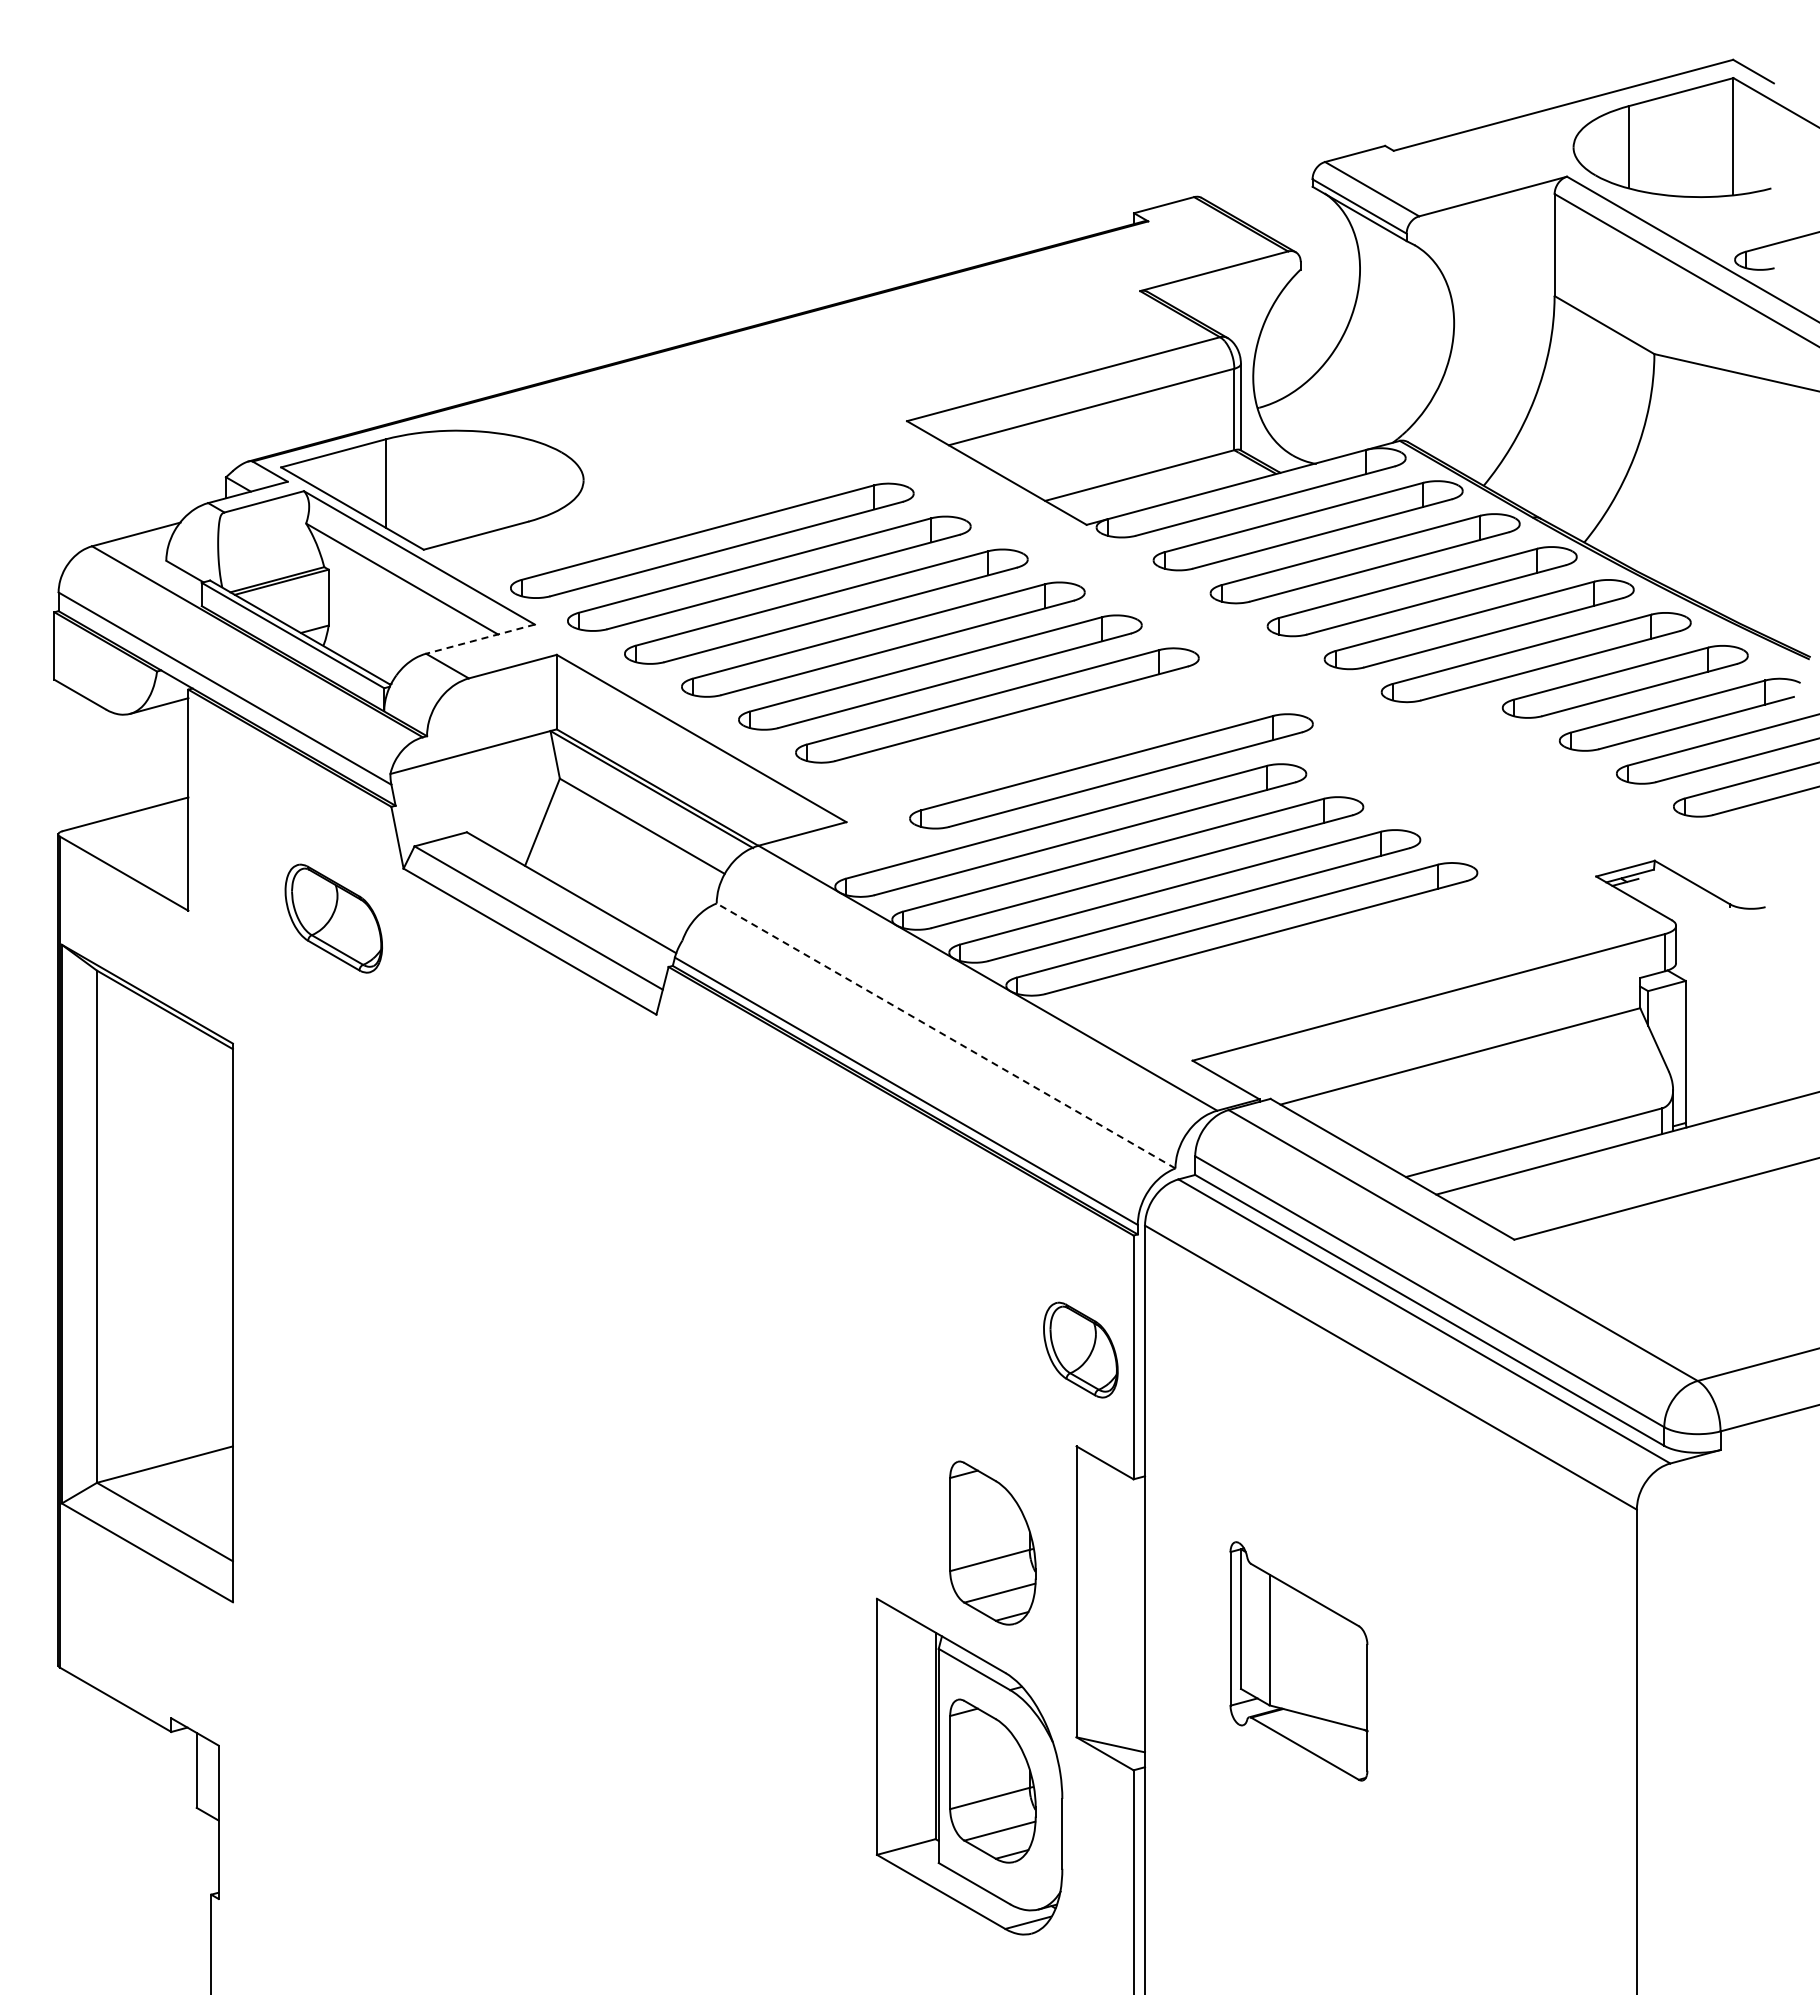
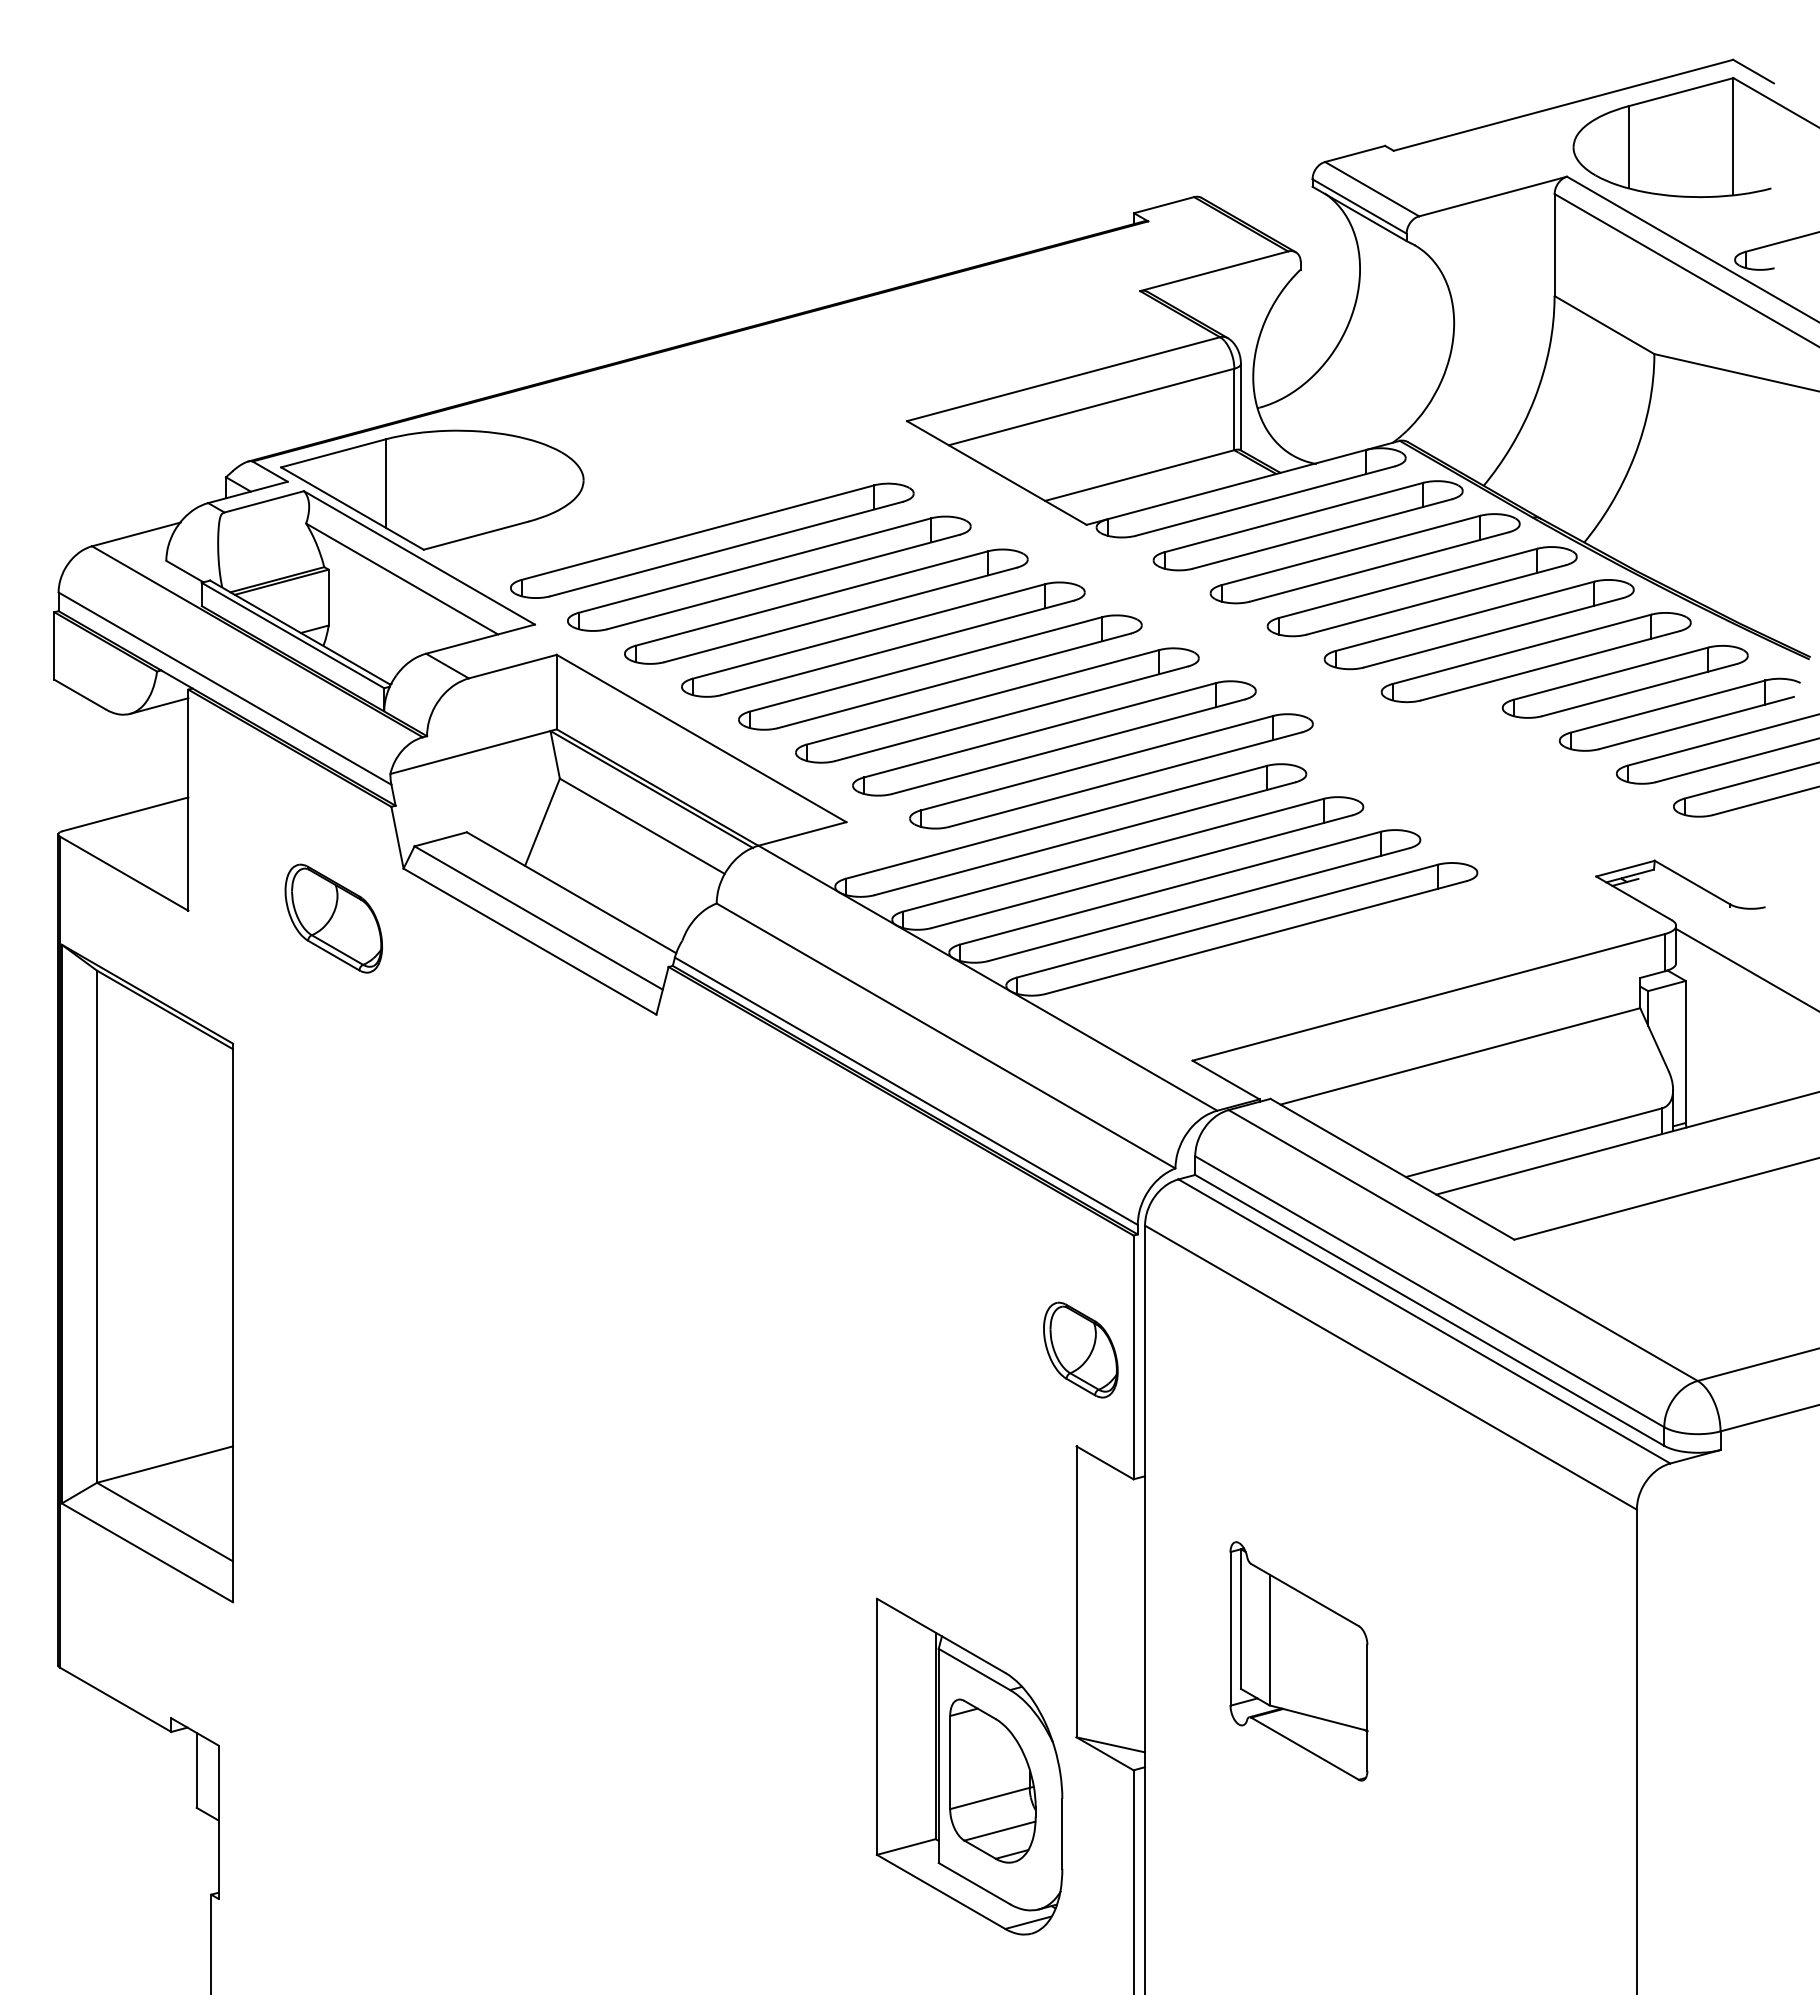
line: dashed -> solid (480, 639)
part: none -> present (1054, 738)
line: none -> present (1746, 969)
line: dashed -> solid (946, 1036)
part: present -> none (992, 1542)
